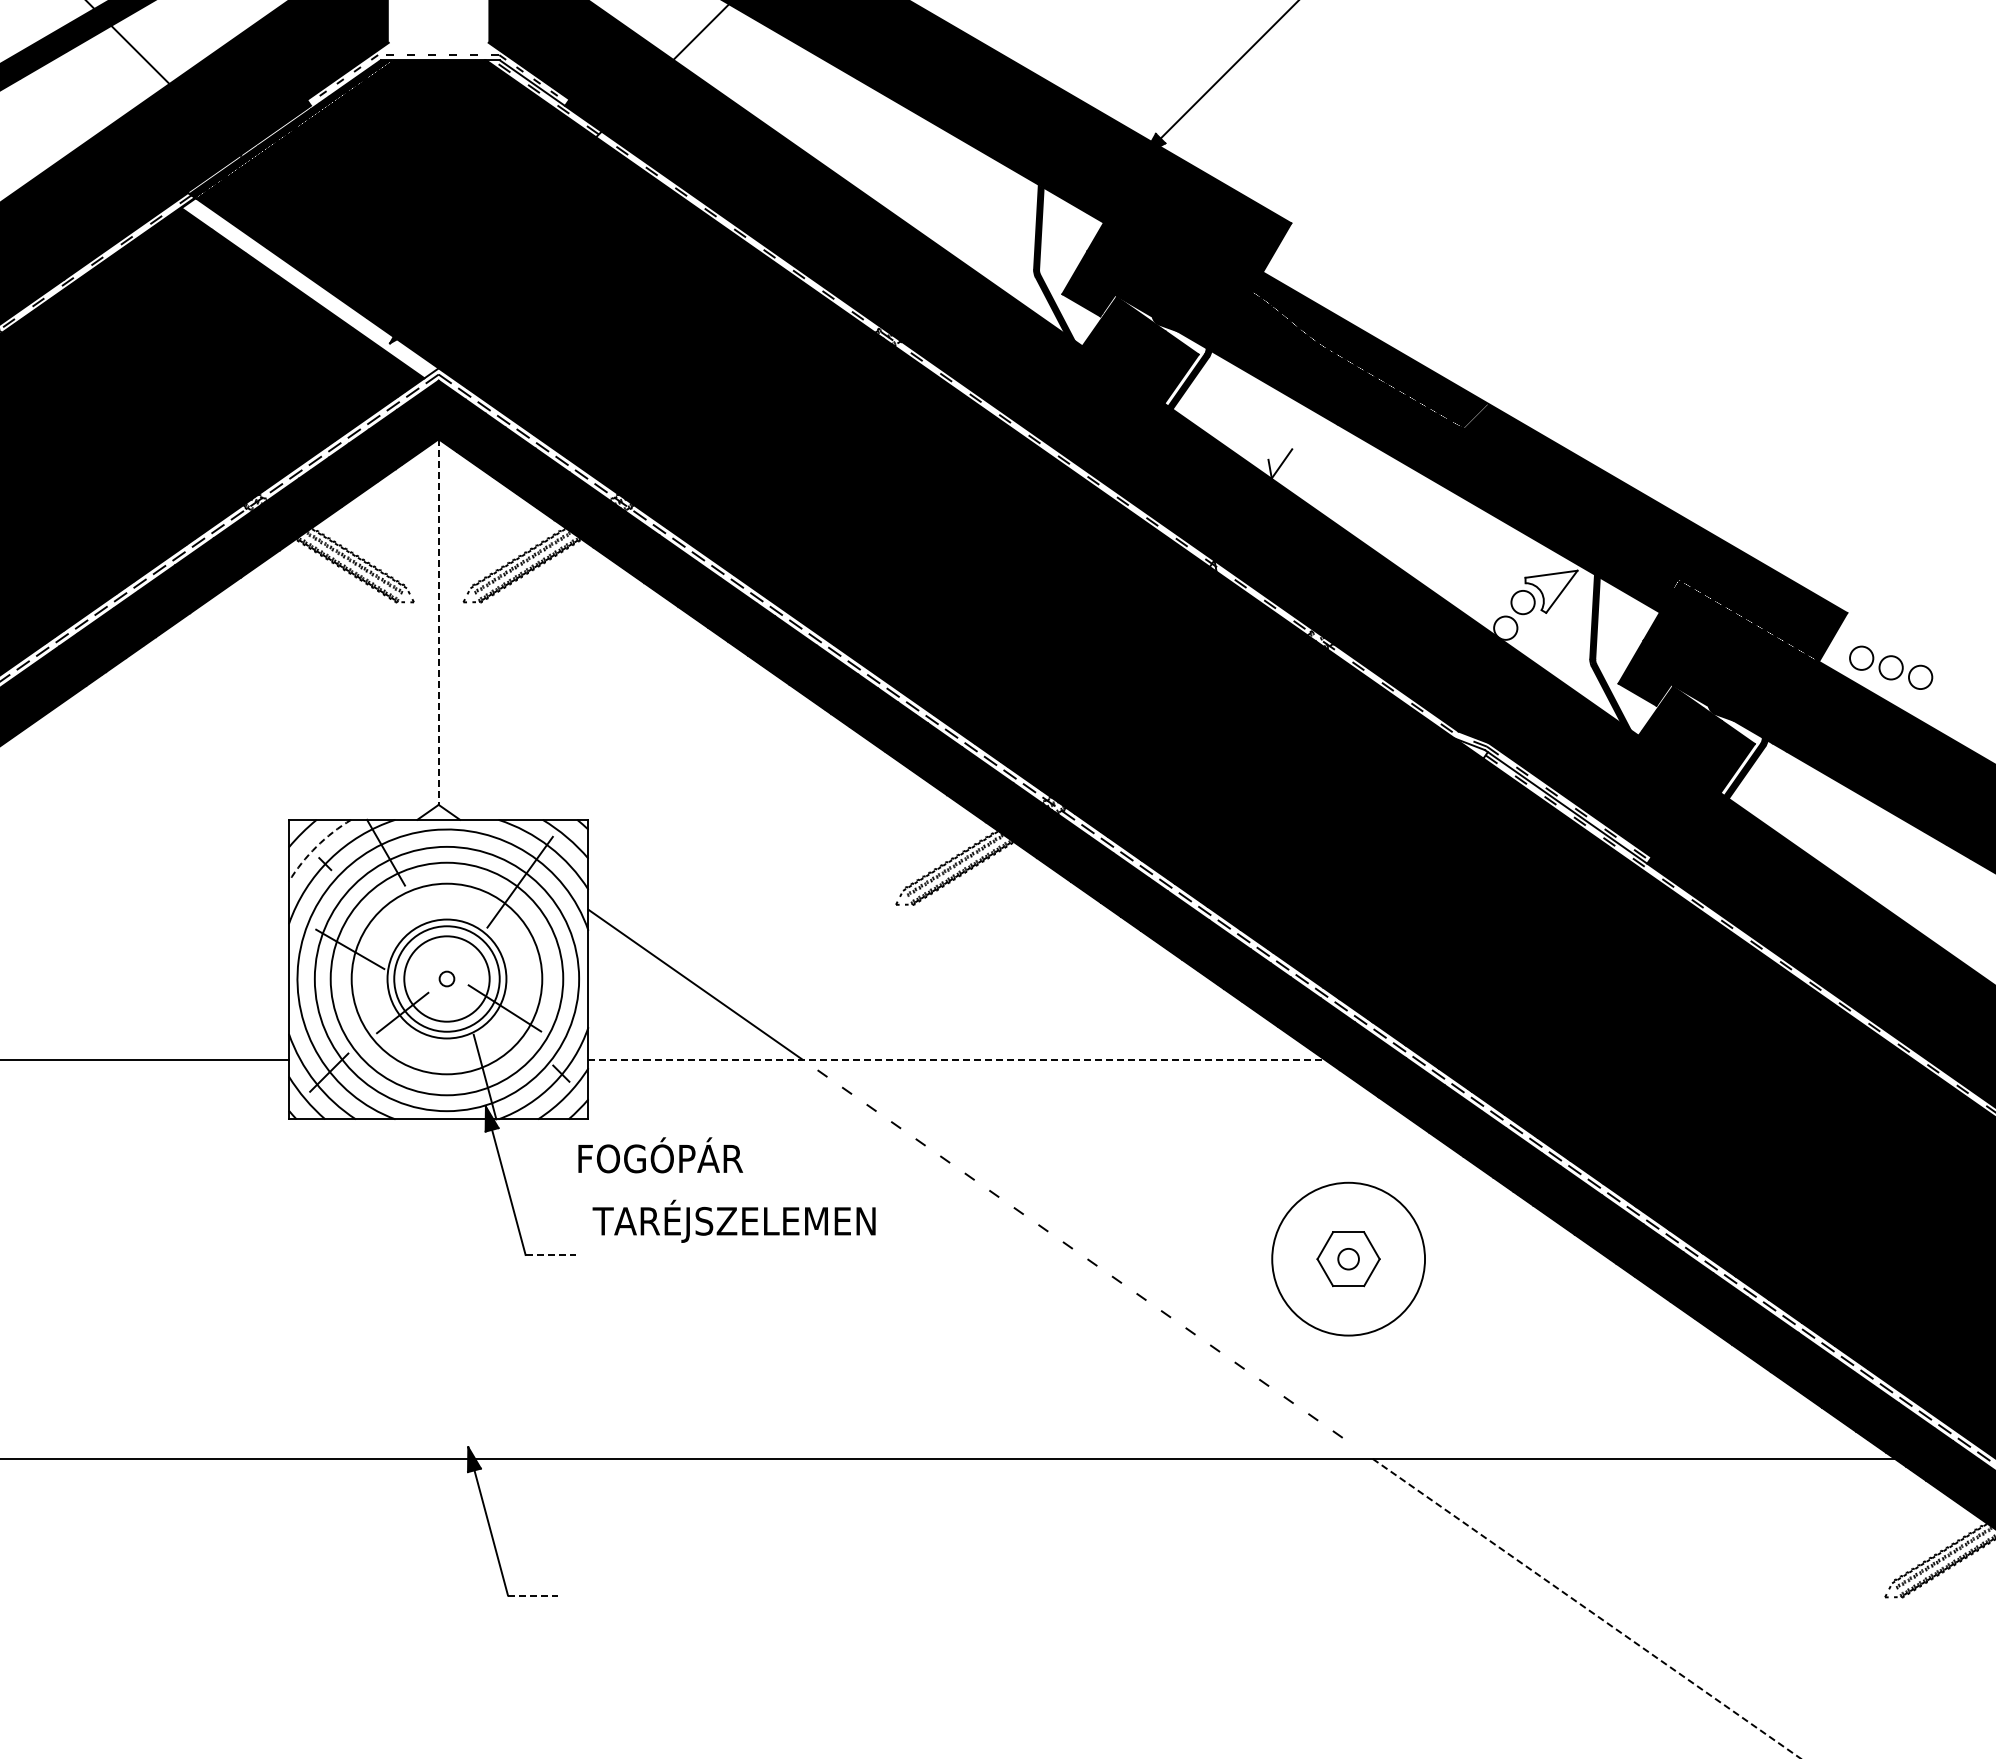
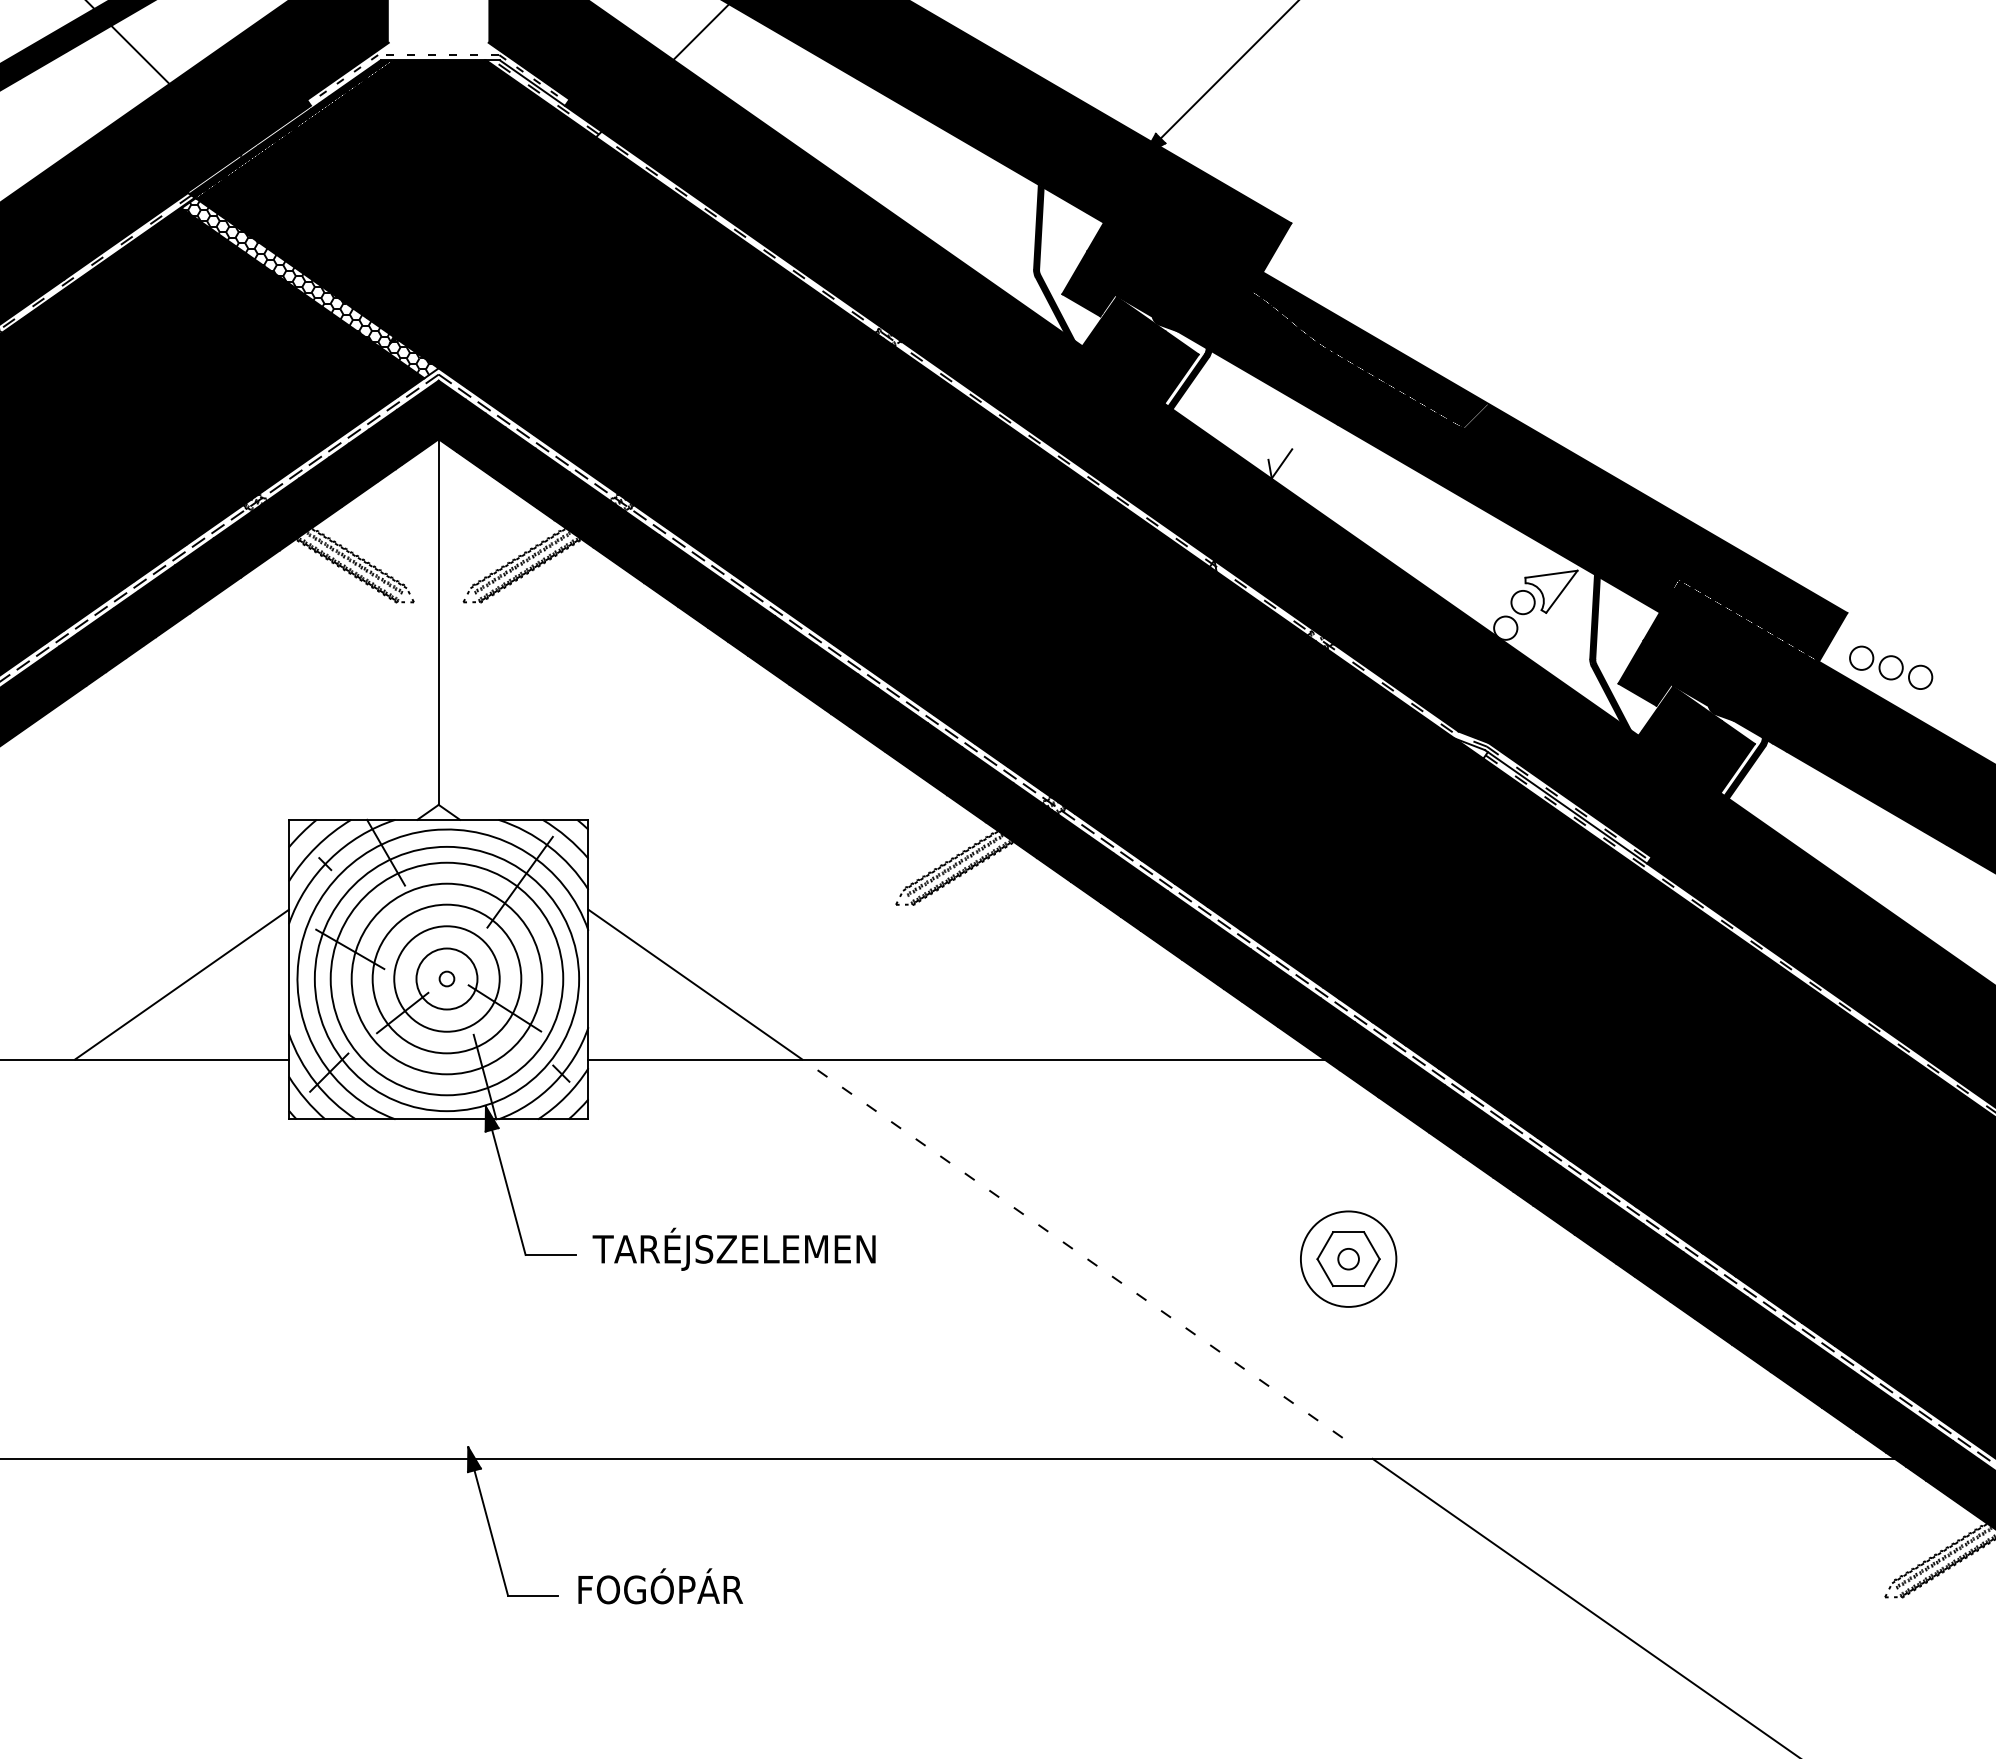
hatch: none -> present (311, 288)
line: dashed -> solid (438, 622)
arc: dashed -> solid (316, 846)
circle diameter: 119 px -> 149 px (446, 978)
circle diameter: 85 px -> 61 px (446, 978)
line: none -> present (181, 984)
line: dashed -> solid (957, 1059)
text position: (660, 1155) -> (660, 1586) (660, 1586)
text position: (733, 1220) -> (733, 1248) (733, 1248)
line: dashed -> solid (550, 1254)
circle diameter: 153 px -> 95 px (1348, 1258)
line: dashed -> solid (532, 1595)
line: dashed -> solid (1587, 1609)
